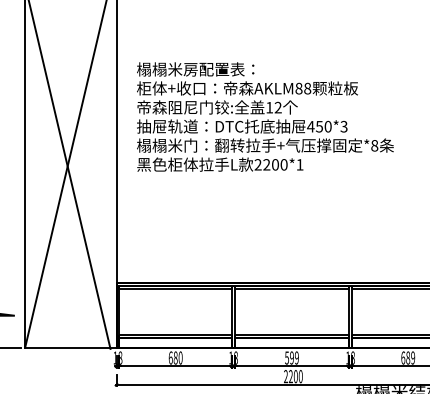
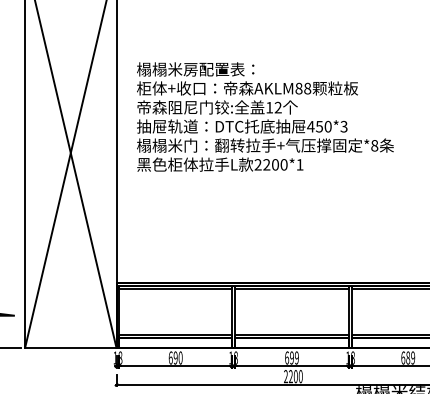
line position: (69, 175) -> (75, 174) (75, 174)
text: 680 -> 690 (175, 357)
text: 599 -> 699 (286, 357)
